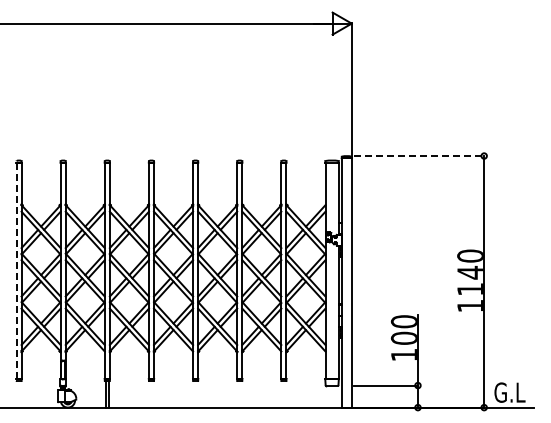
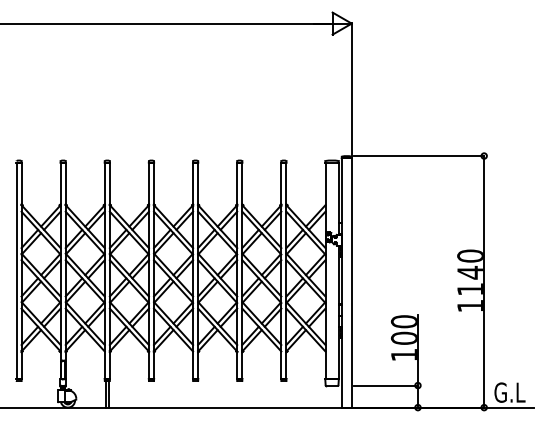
line: dashed -> solid (419, 156)
line: dashed -> solid (16, 270)
